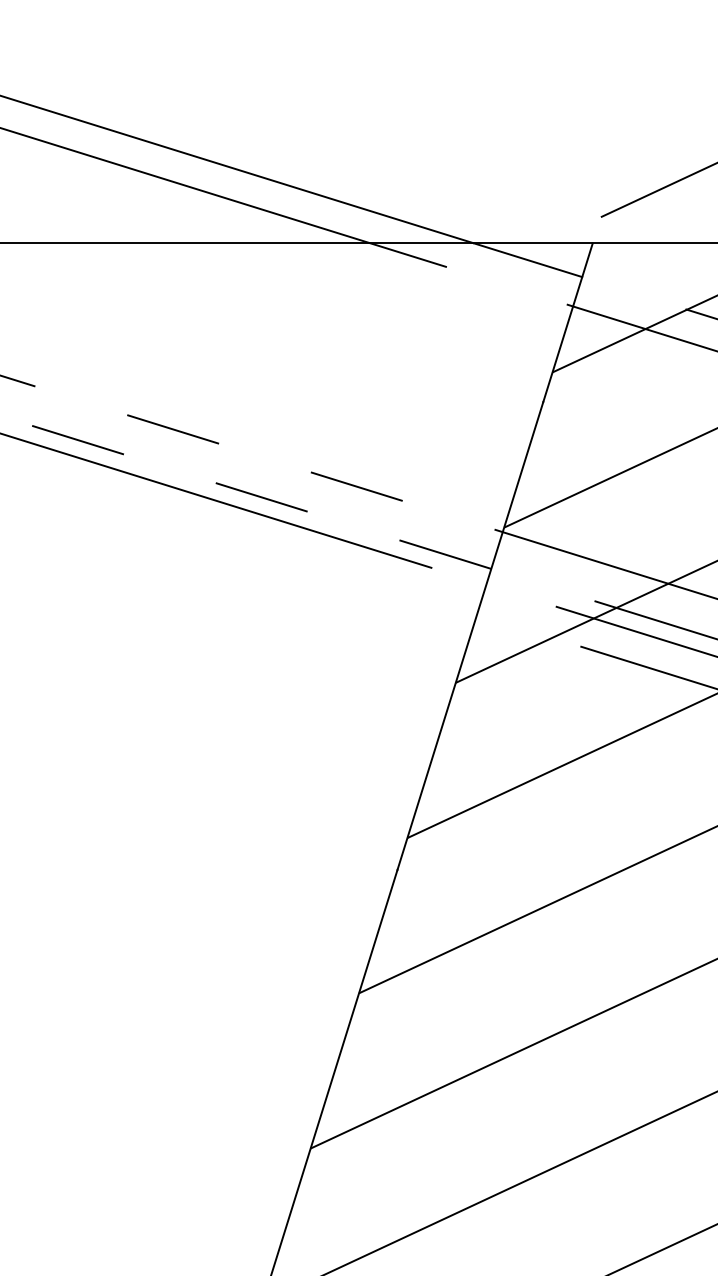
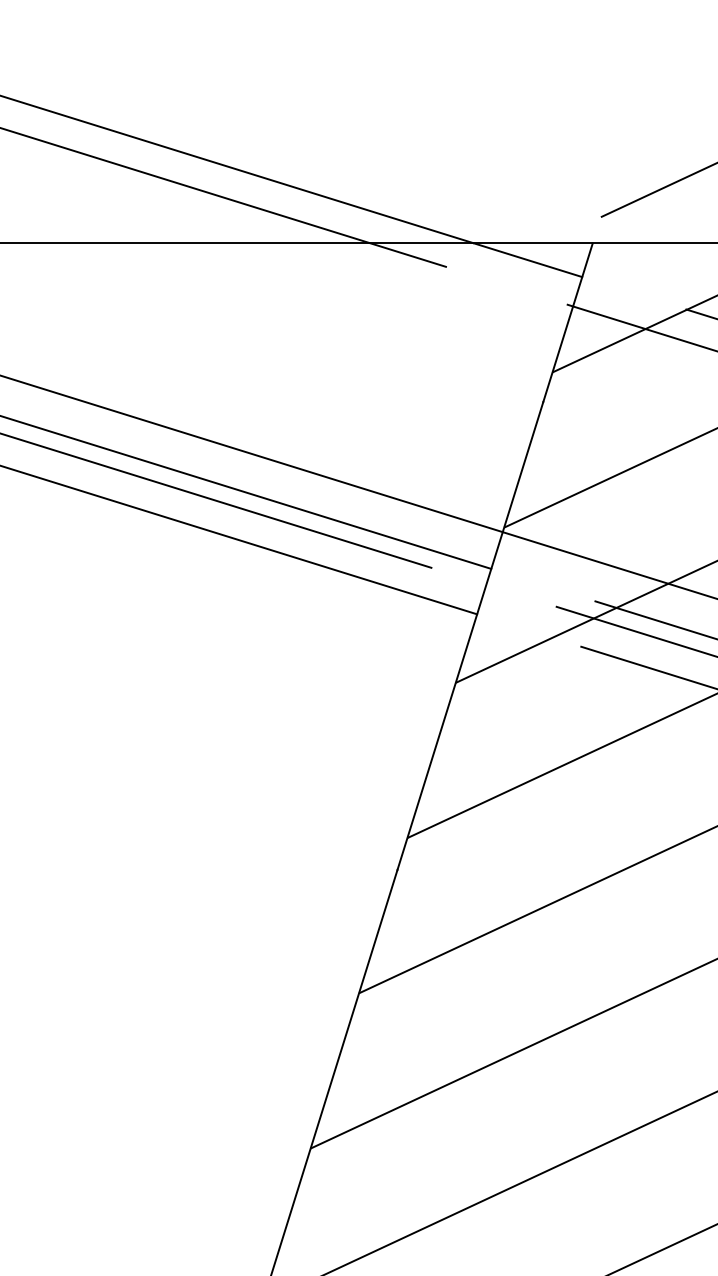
line: dashed -> solid (251, 453)
line: dashed -> solid (245, 492)
line: none -> present (239, 540)
